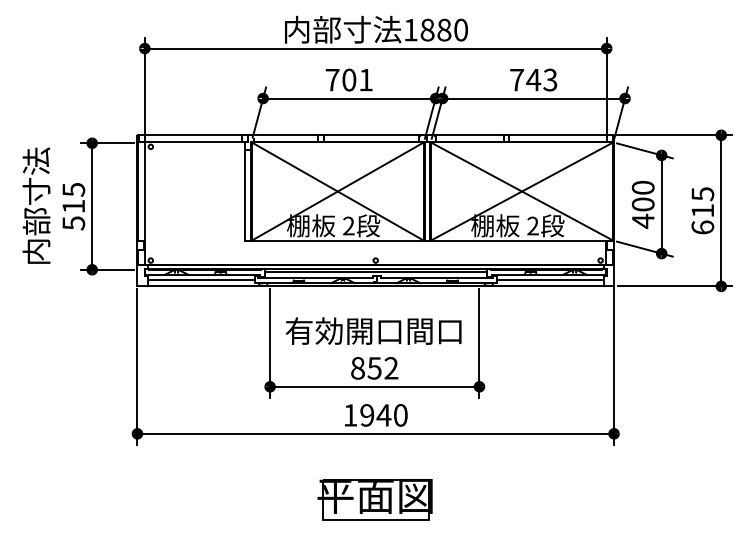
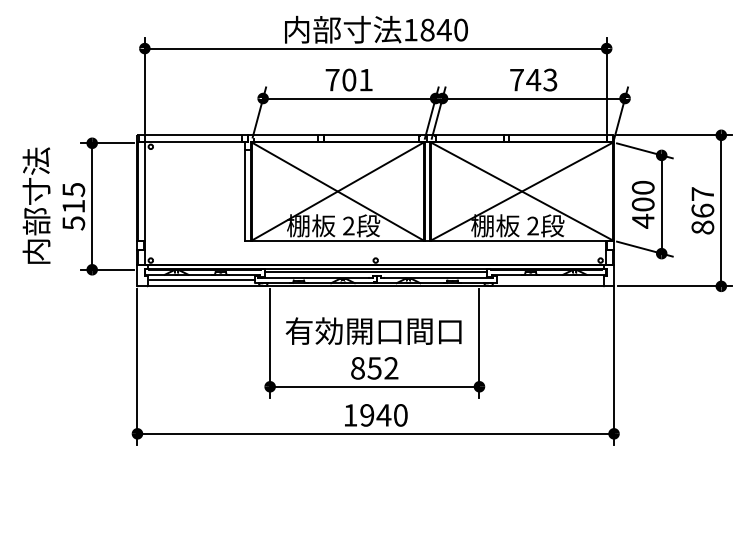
text: 1880 -> 1840 (443, 29)
text: 615 -> 867 (702, 210)
line: present -> none (548, 280)
part: present -> none (374, 499)
